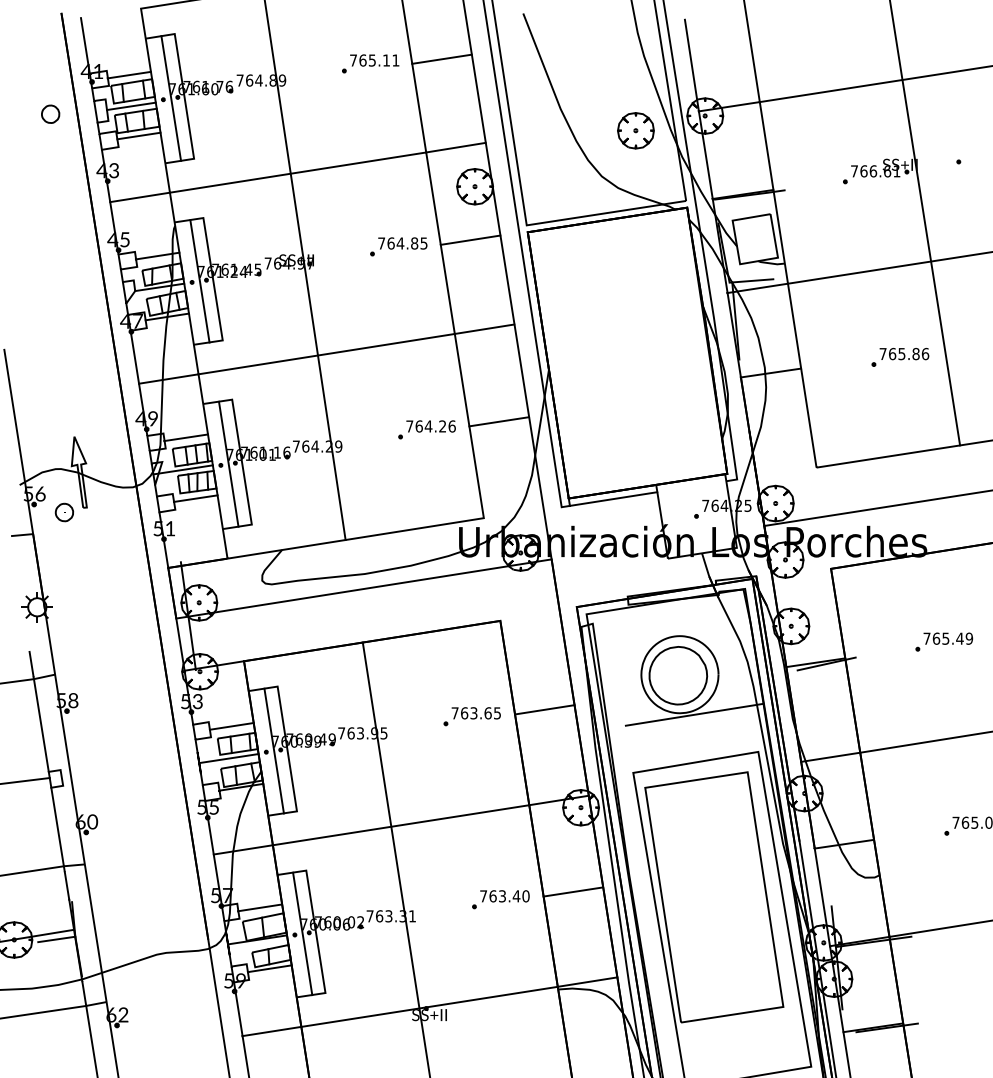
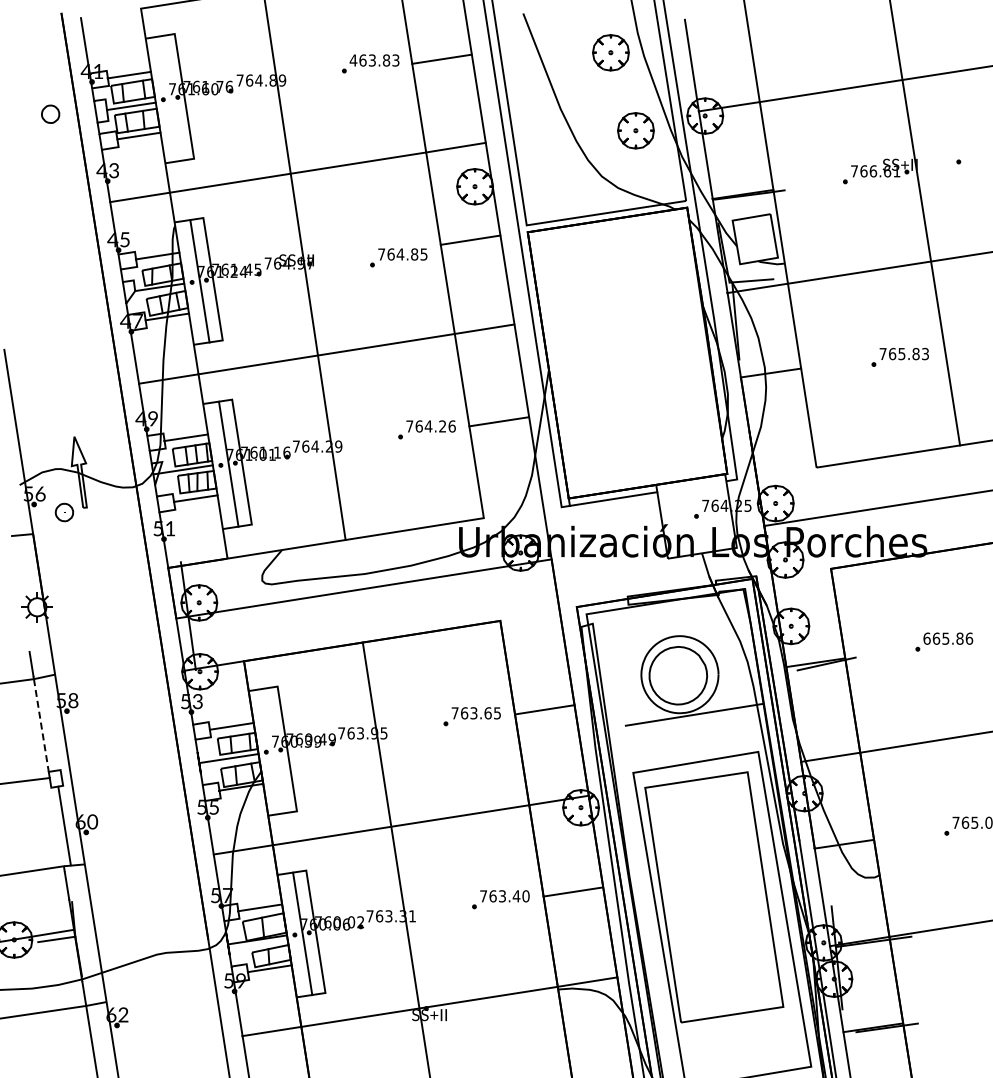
part: none -> present (610, 52)
text: 765.11 -> 463.83 (374, 60)
line: present -> none (171, 98)
part position: (398, 246) -> (398, 257) (398, 257)
text: 765.86 -> 765.83 (925, 353)
text: 765.49 -> 665.86 (948, 638)
line: solid -> dashed (41, 725)
line: present -> none (273, 750)
line position: (57, 826) -> (64, 825) (64, 825)
